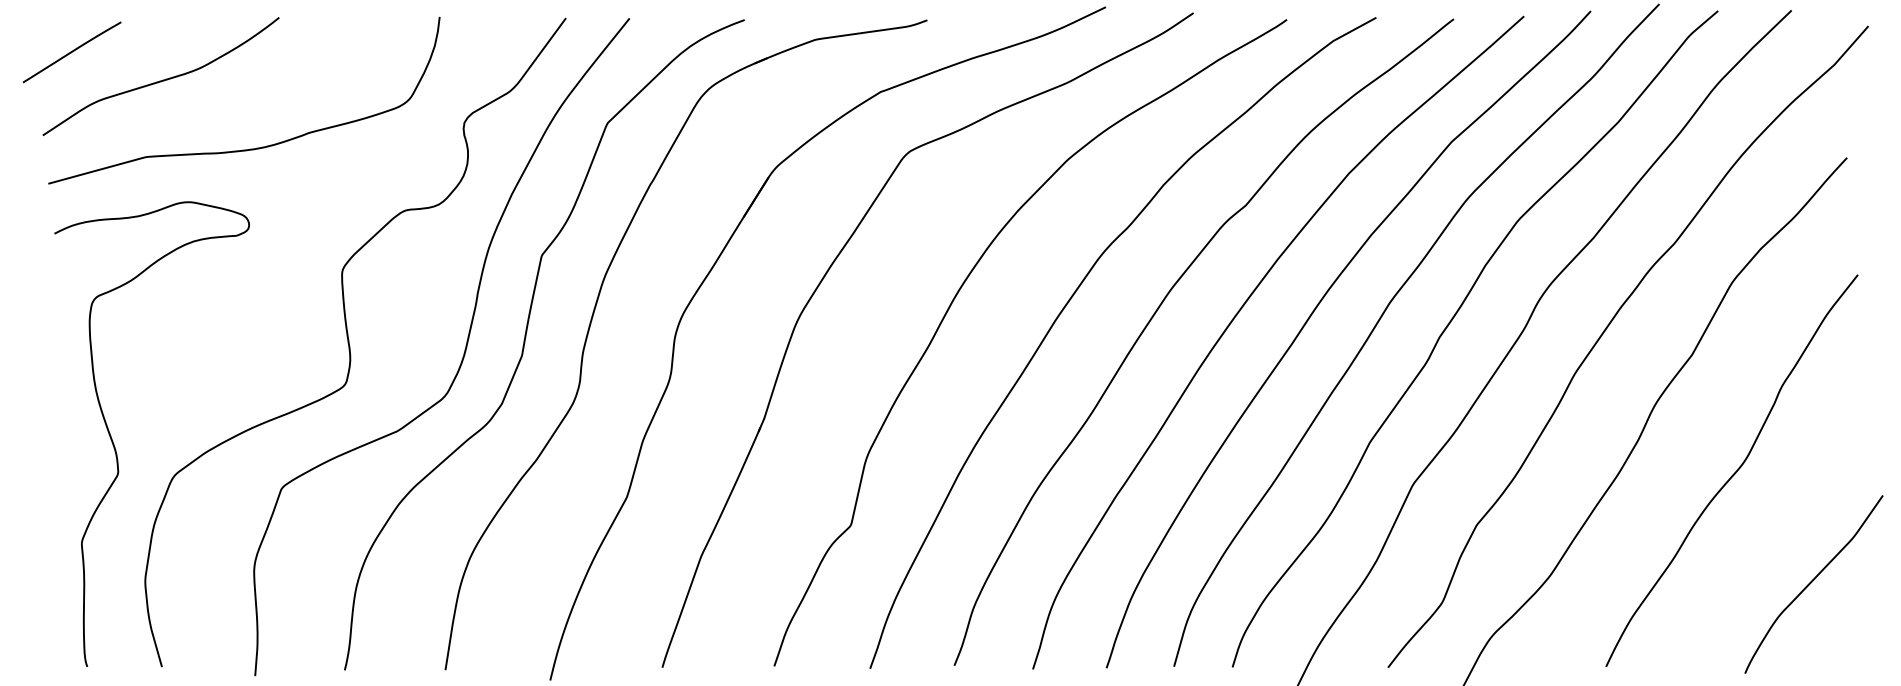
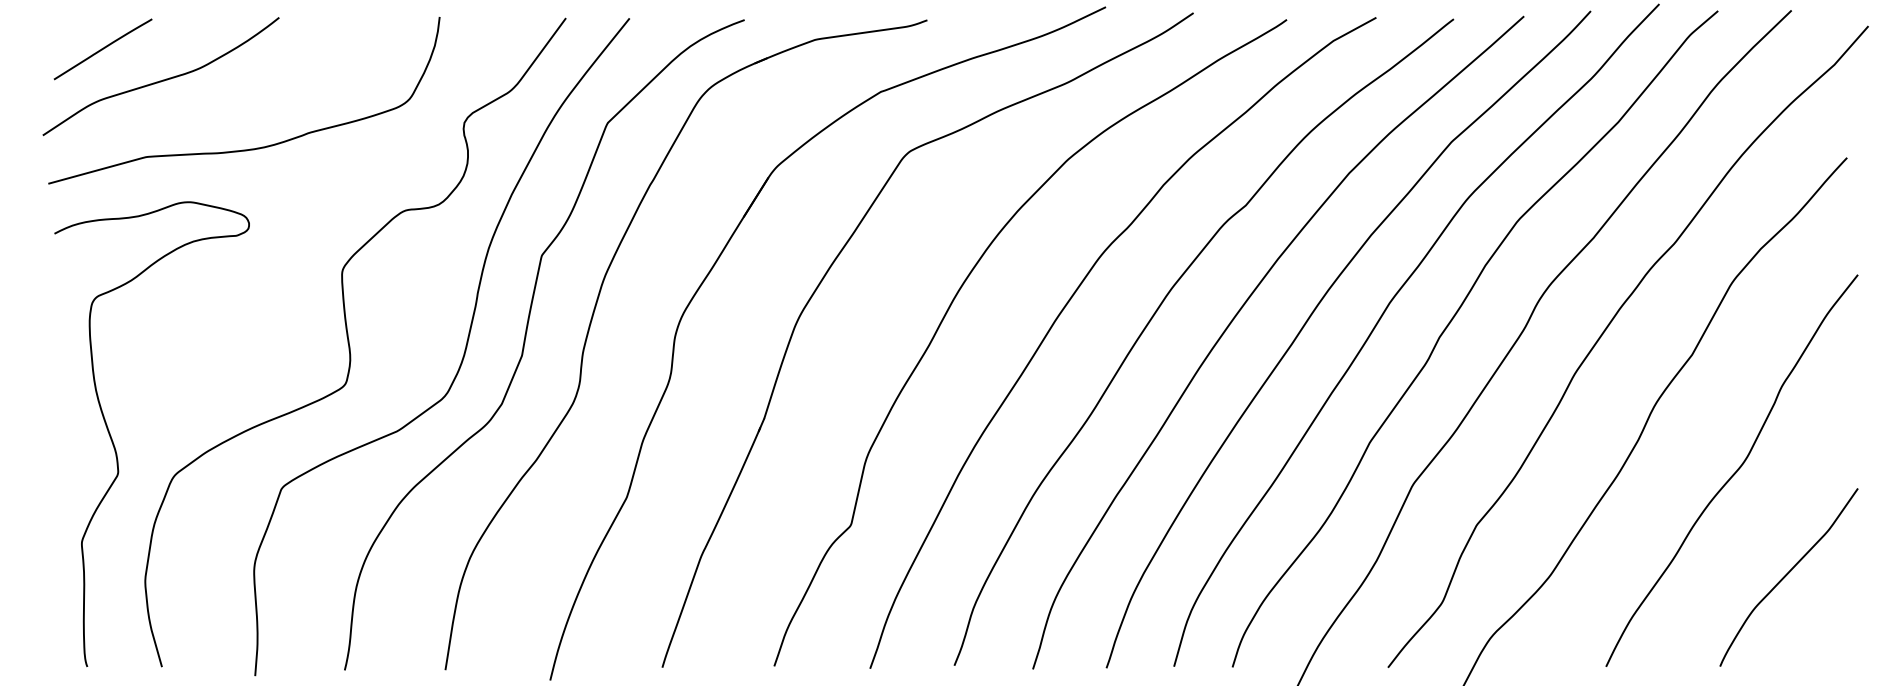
line position: (71, 52) -> (102, 49) (102, 49)
curve position: (1812, 582) -> (1787, 575) (1787, 575)
